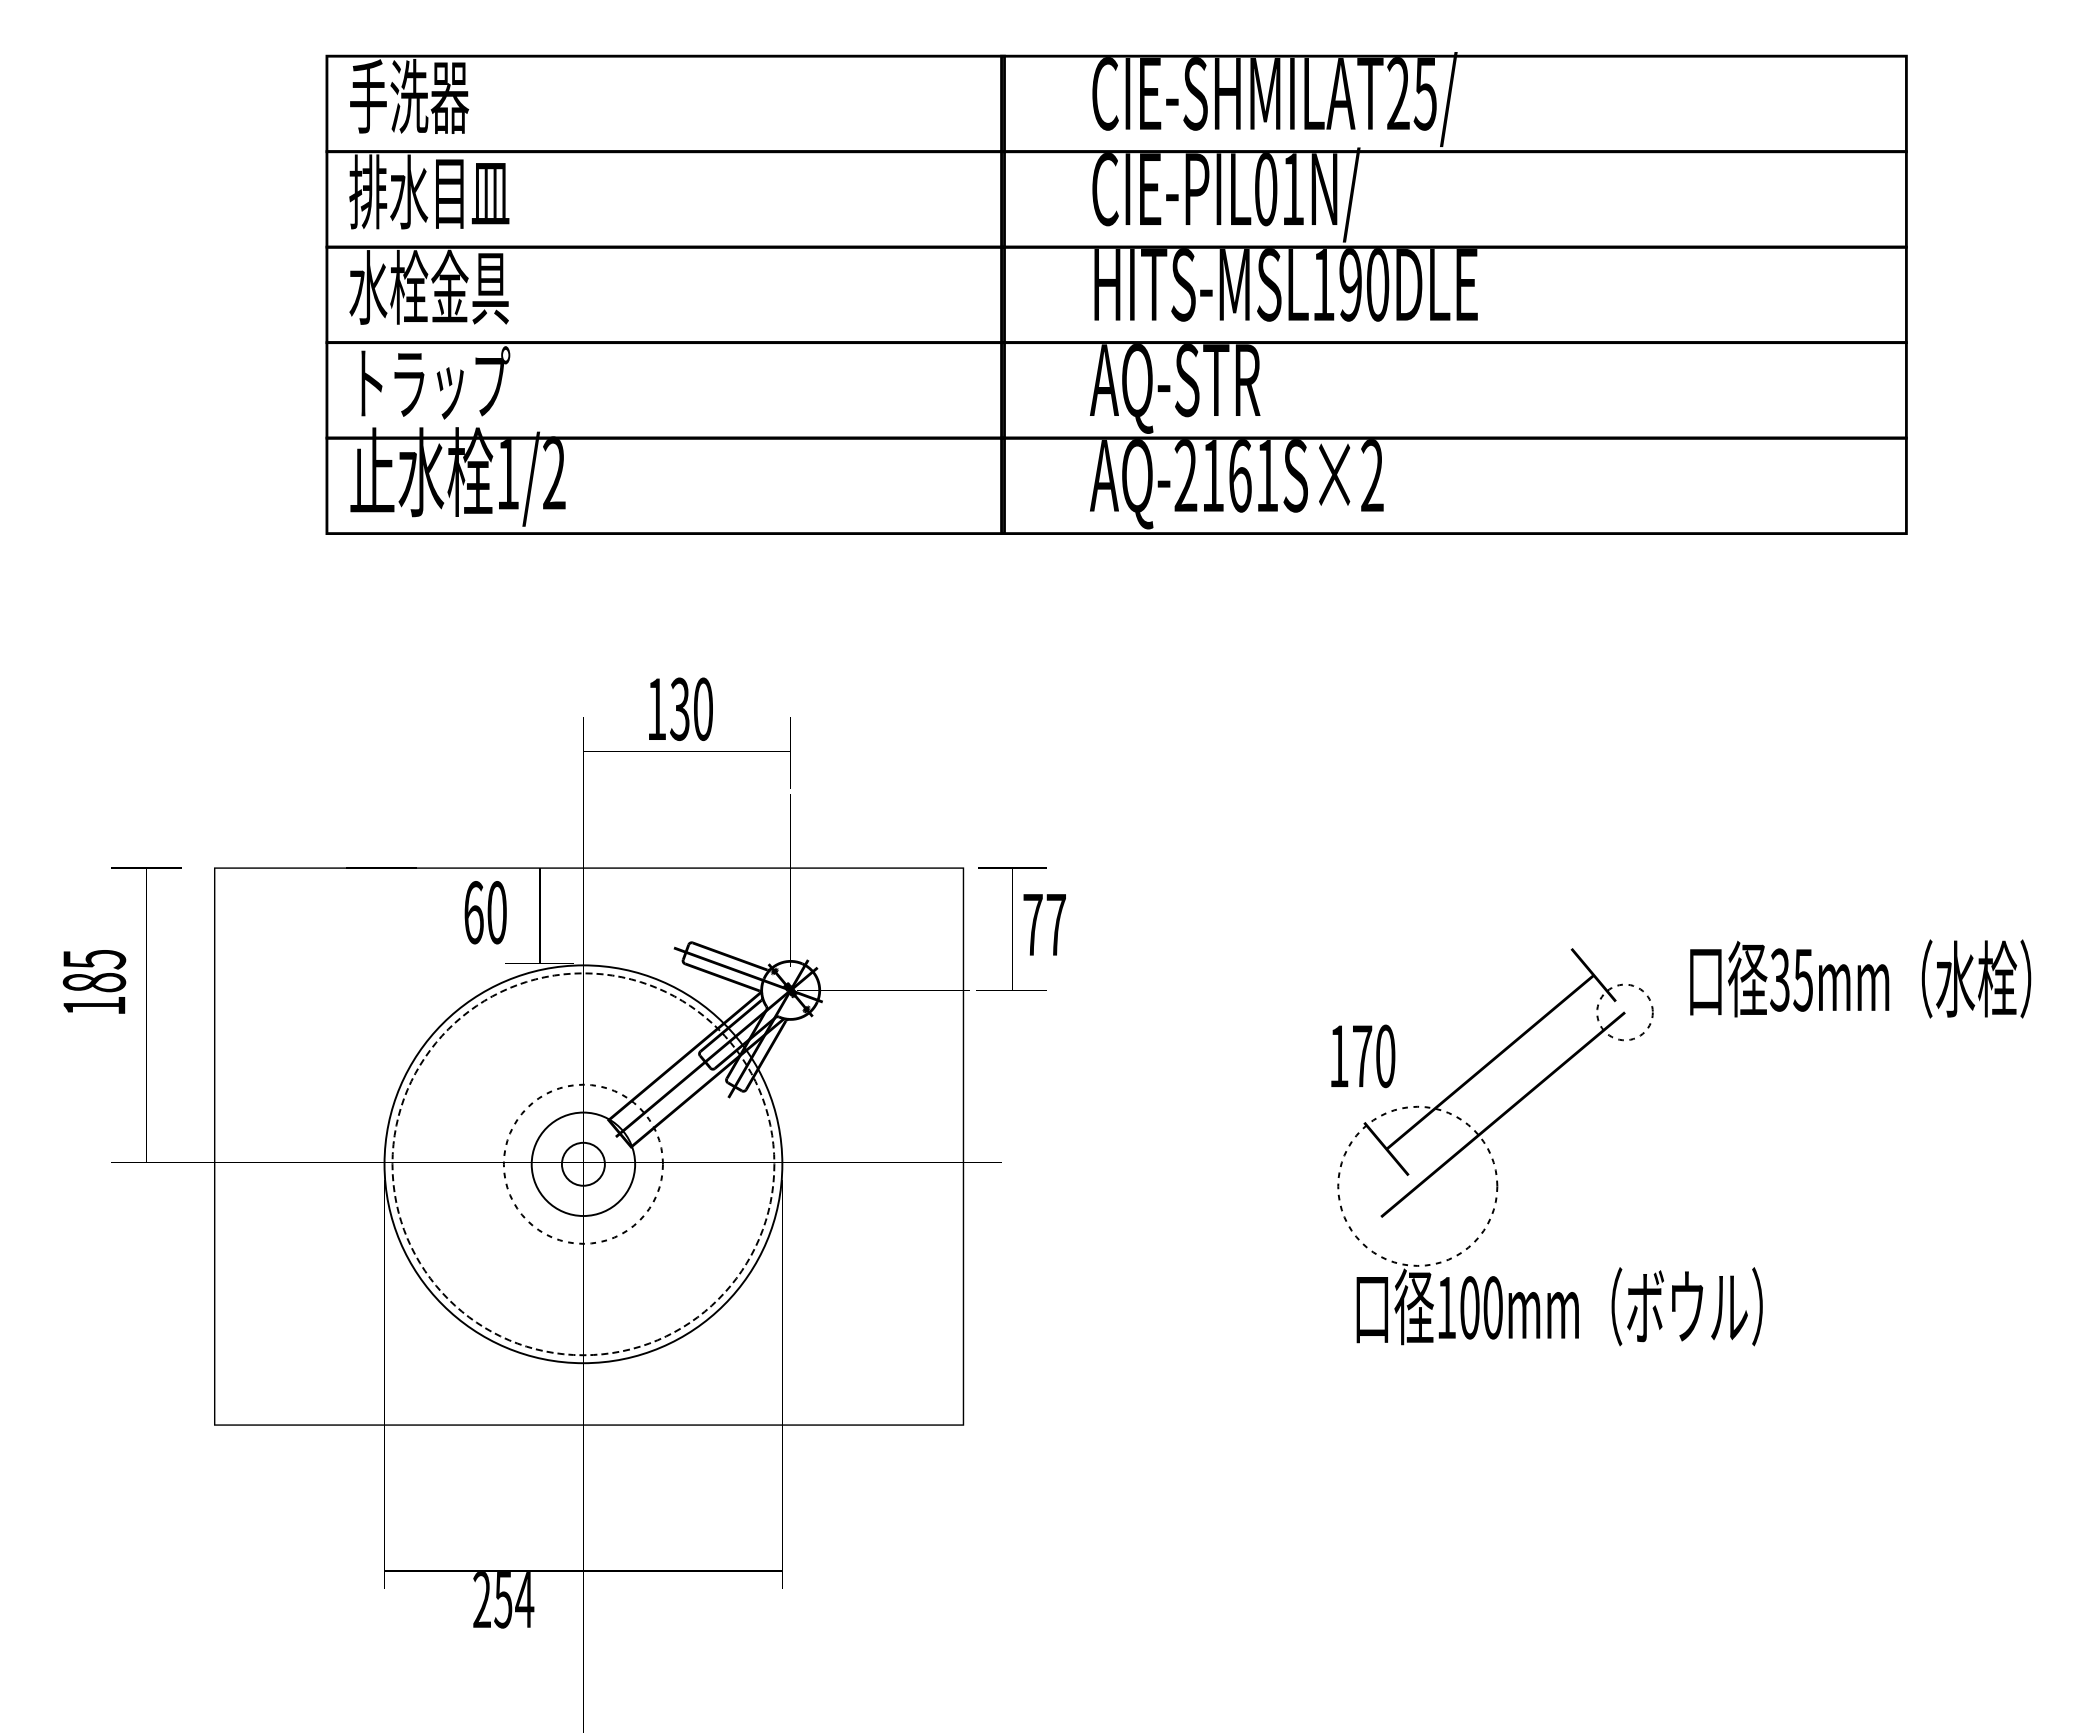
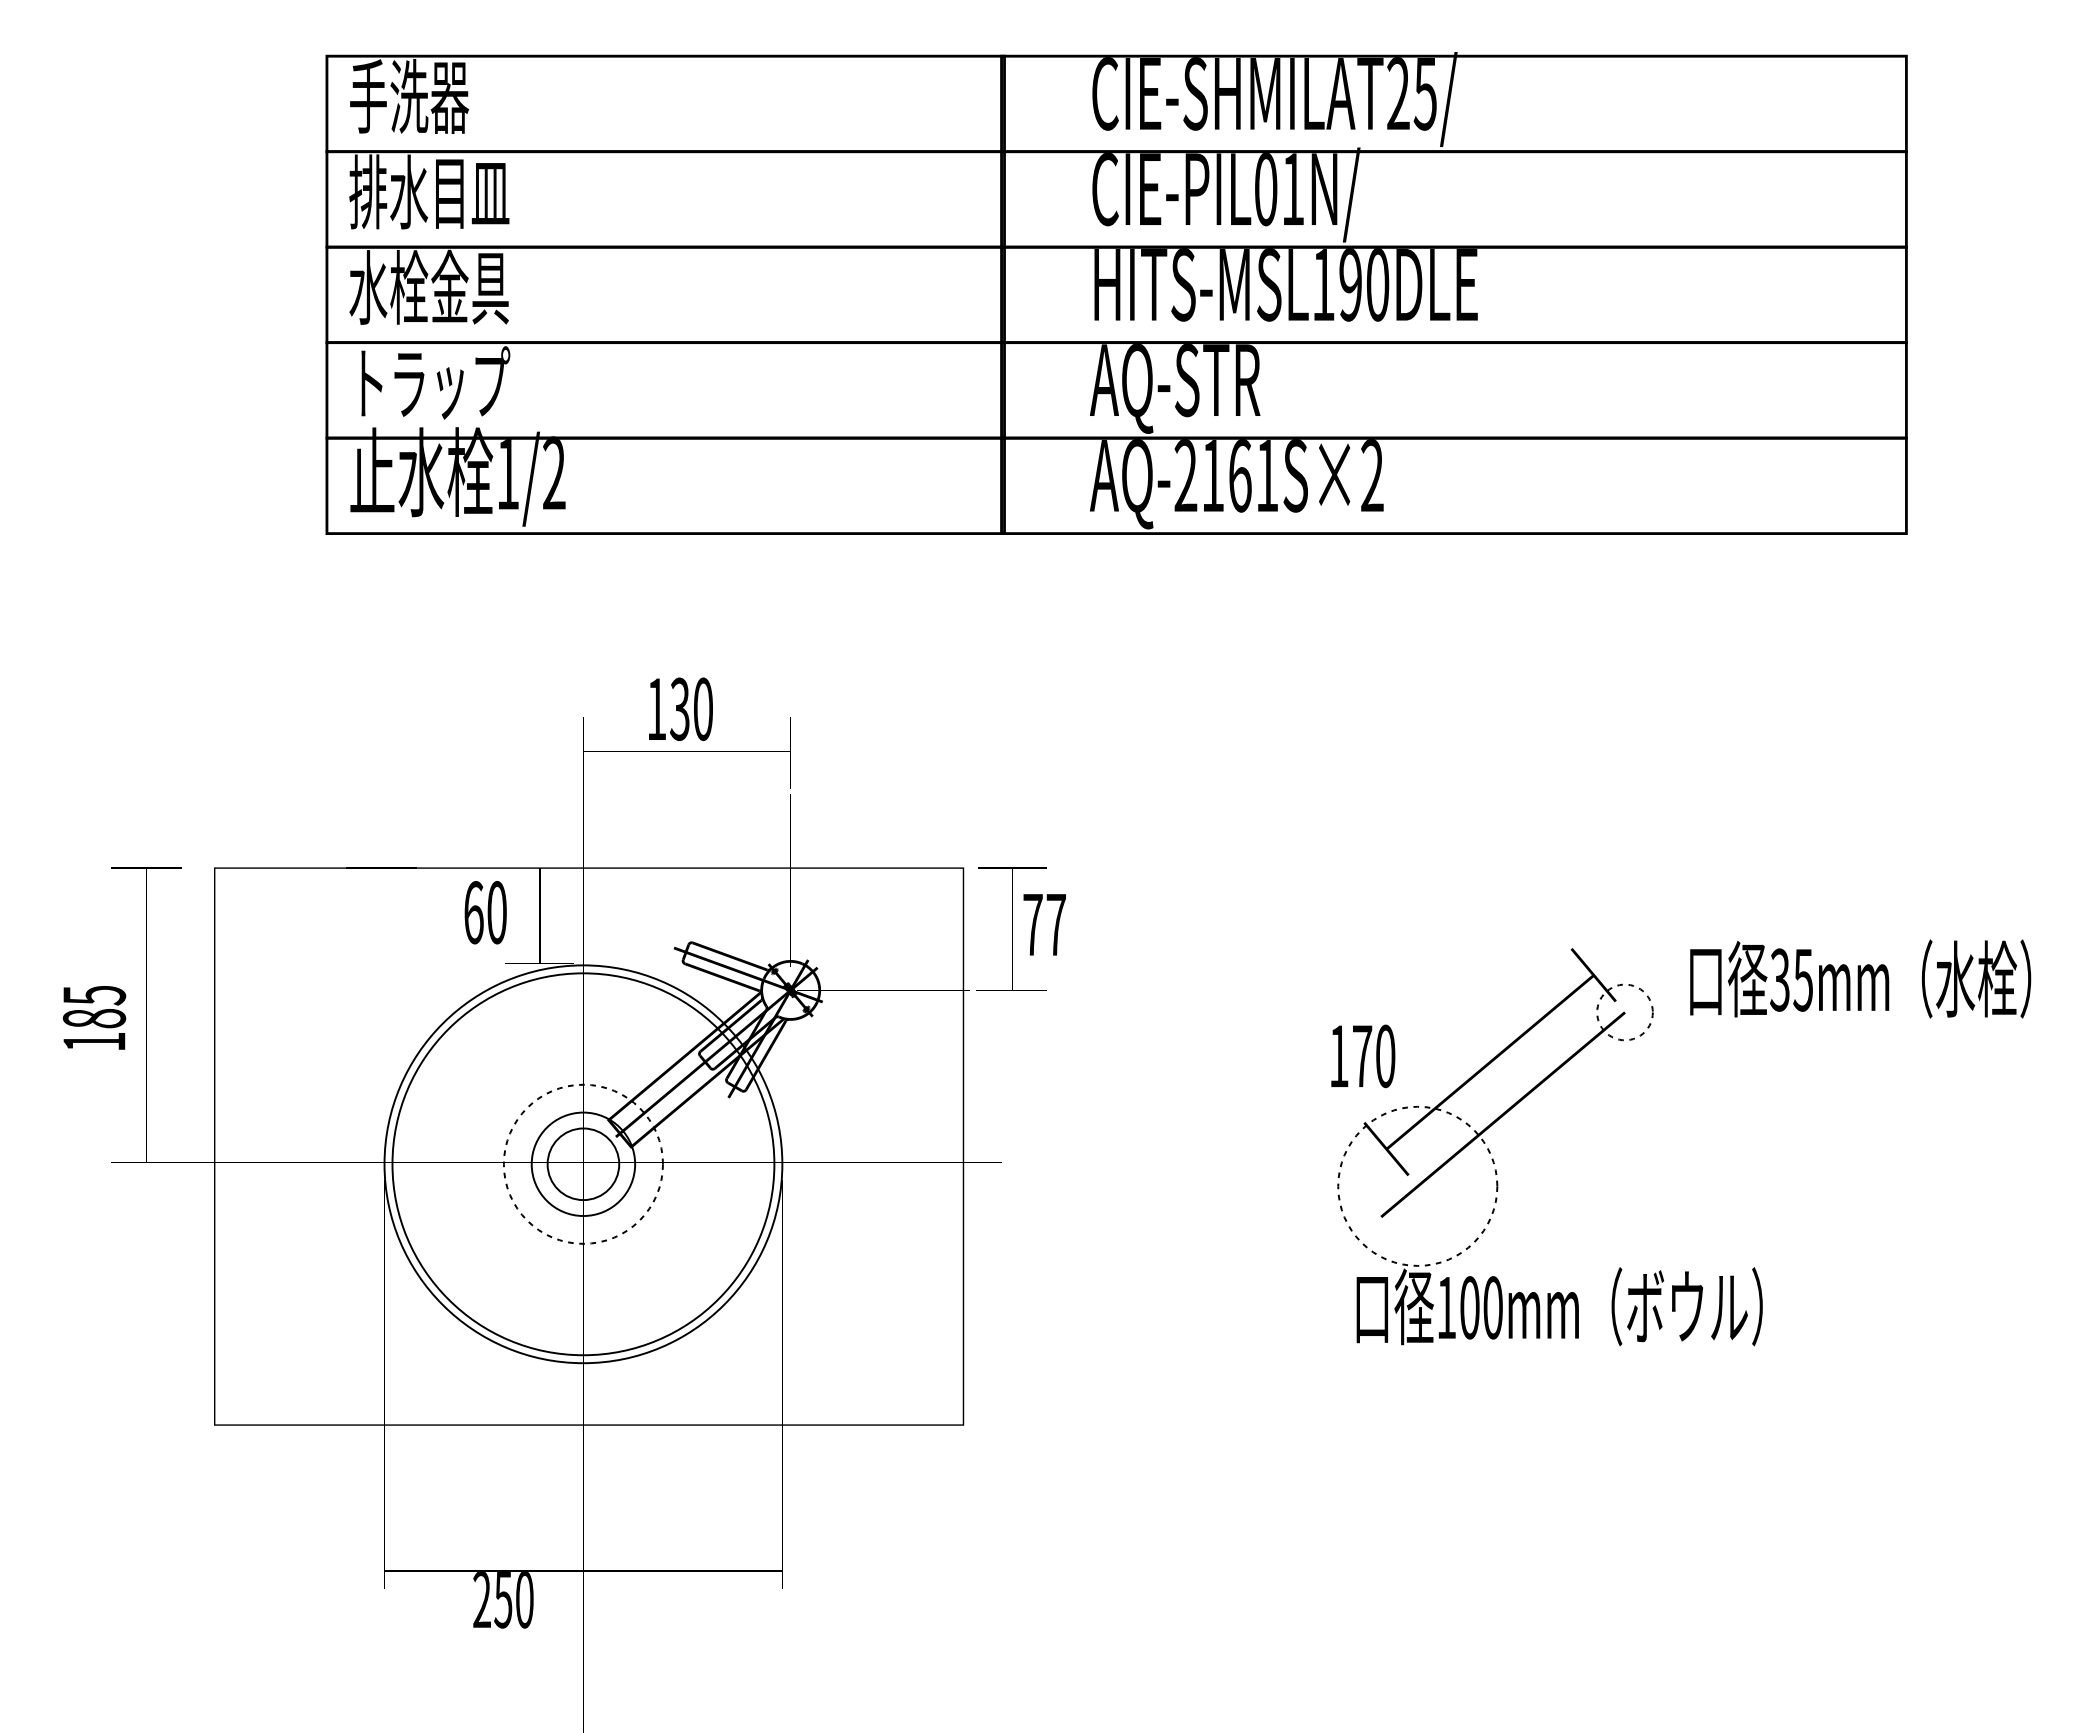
text position: (94, 981) -> (94, 1017) (94, 1017)
circle diameter: 43 px -> 72 px (583, 1164)
circle: dashed -> solid (583, 1164)
text: 254 -> 250 (524, 1600)
